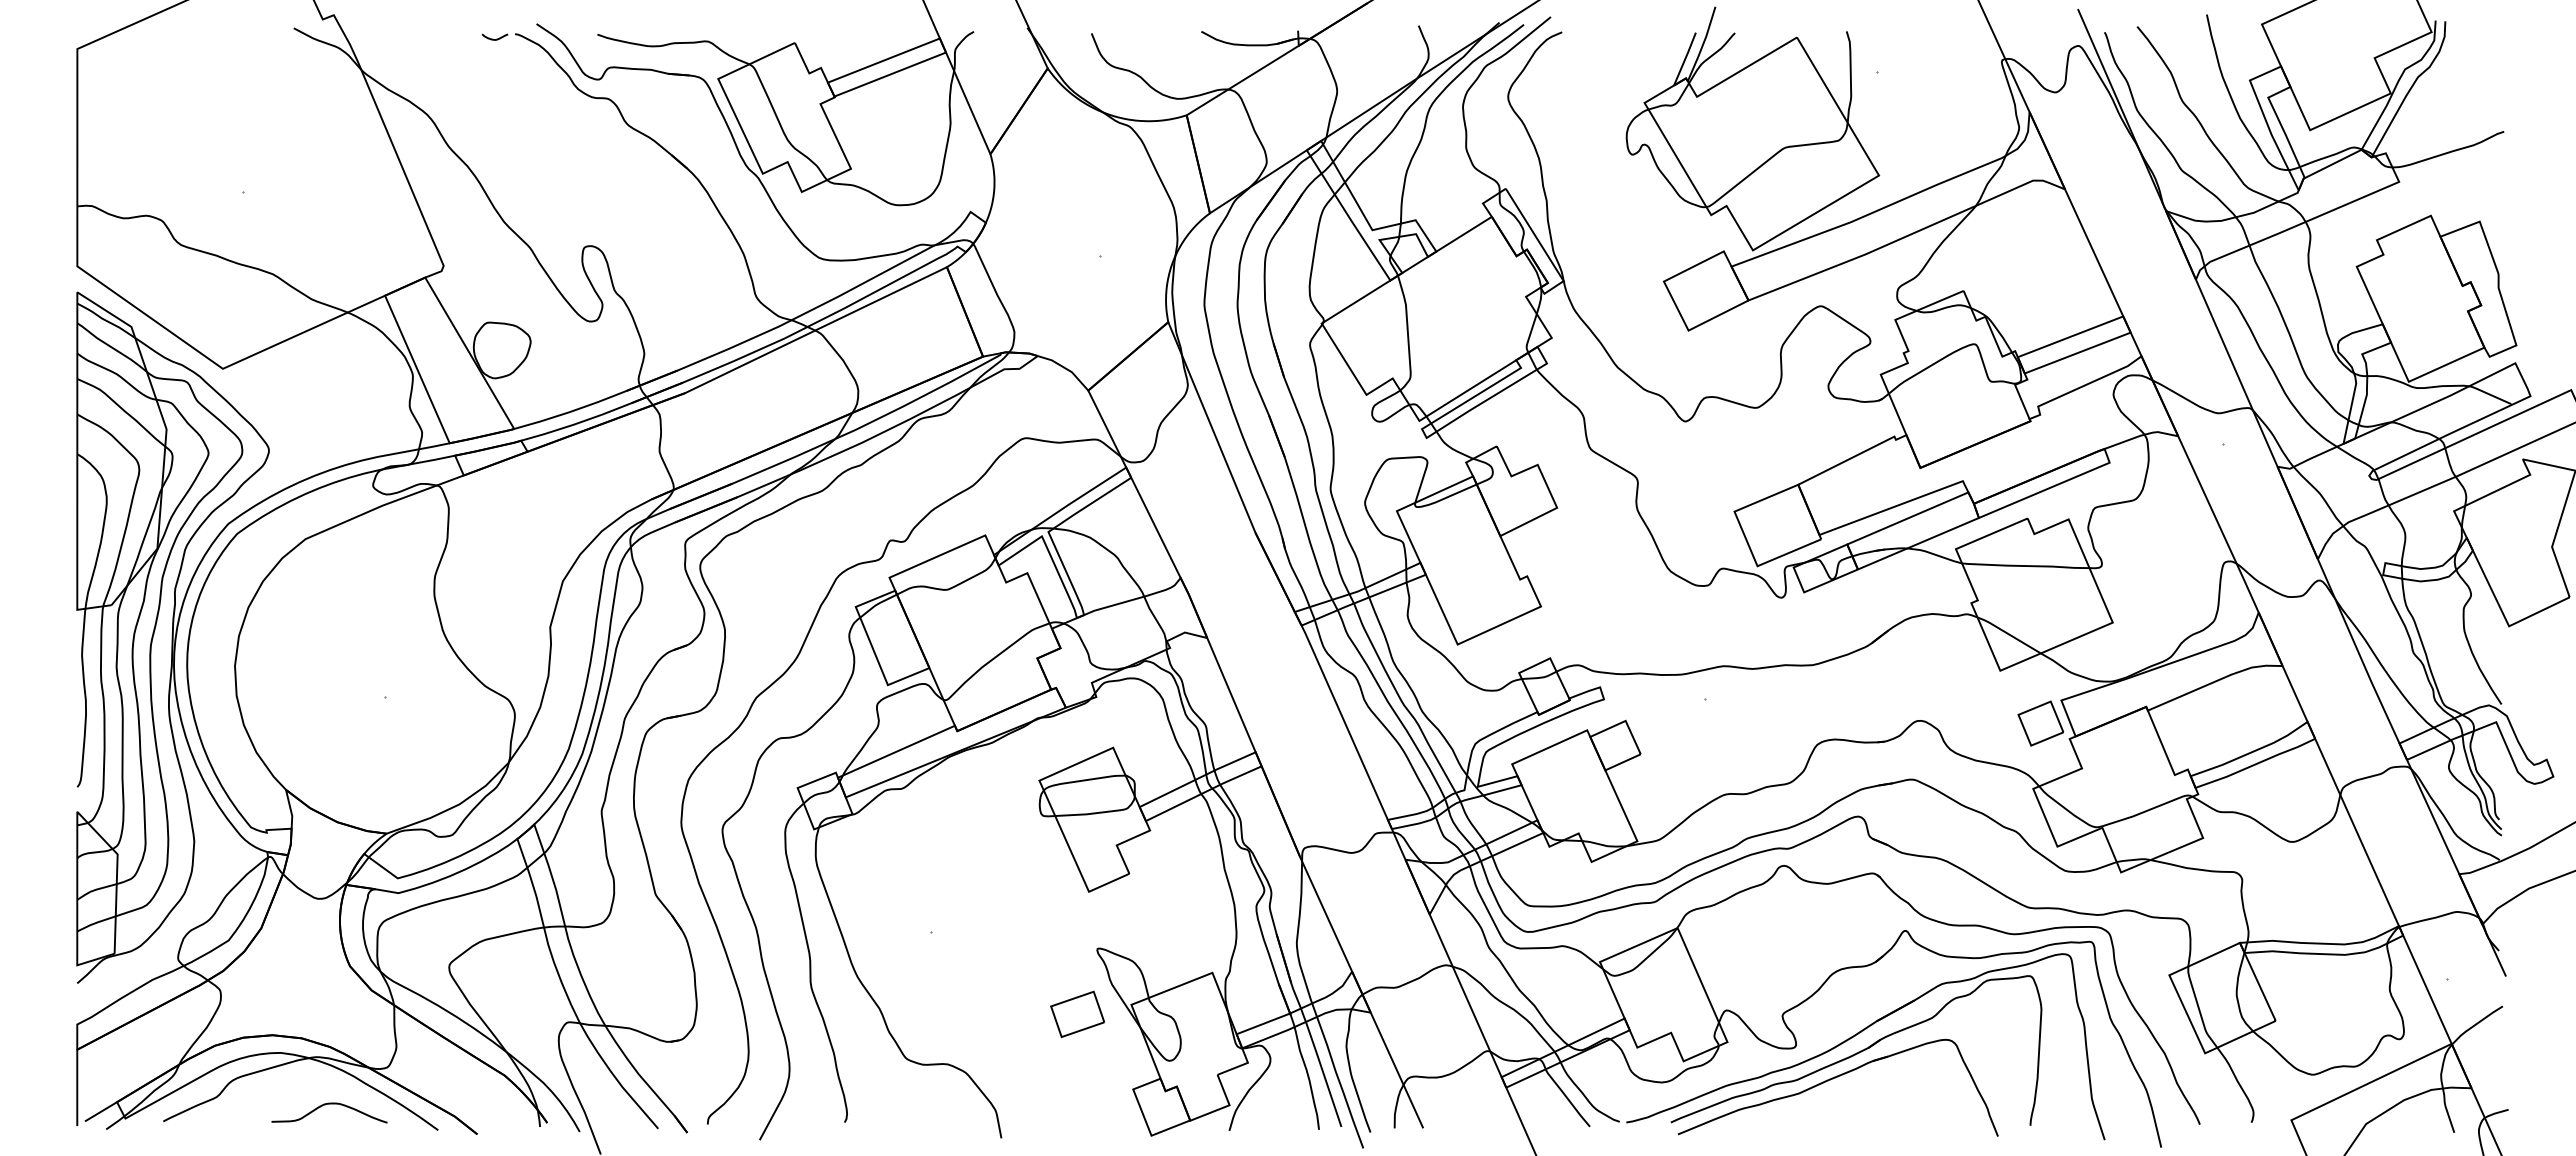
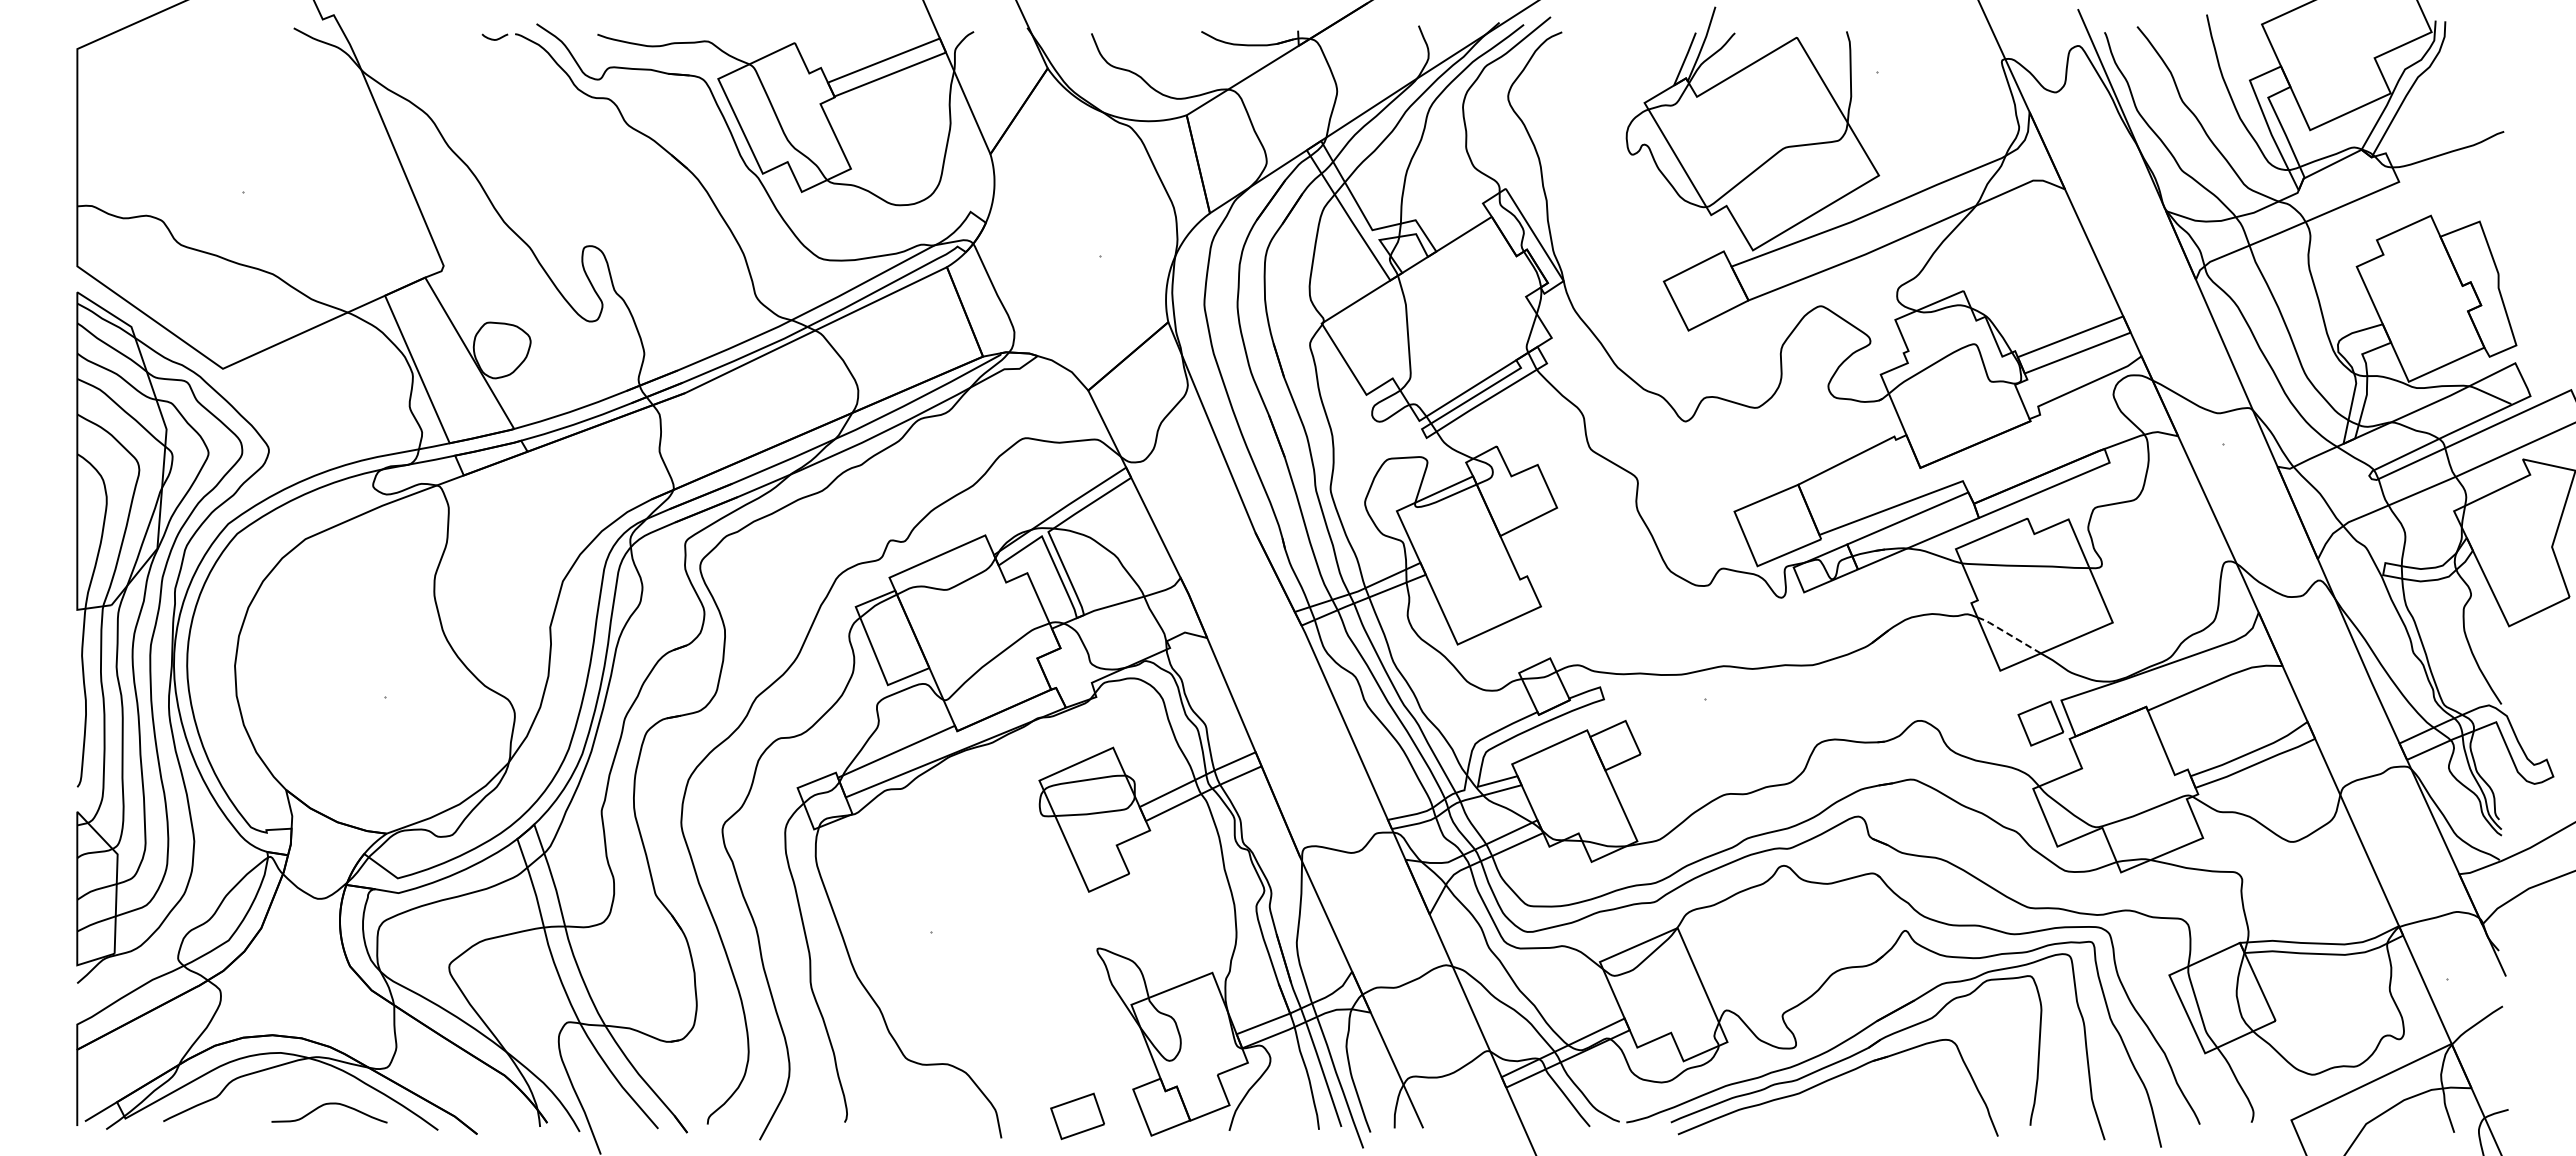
line: solid -> dashed (2007, 633)
part position: (1077, 1014) -> (1077, 1116) (1077, 1116)
